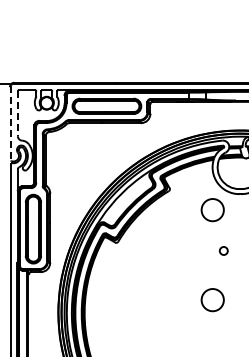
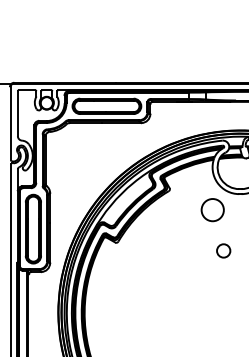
line: dashed -> solid (17, 114)
line: dashed -> solid (11, 123)
circle size: 10x10 px -> 16x16 px (223, 250)
circle: present -> none (212, 300)
